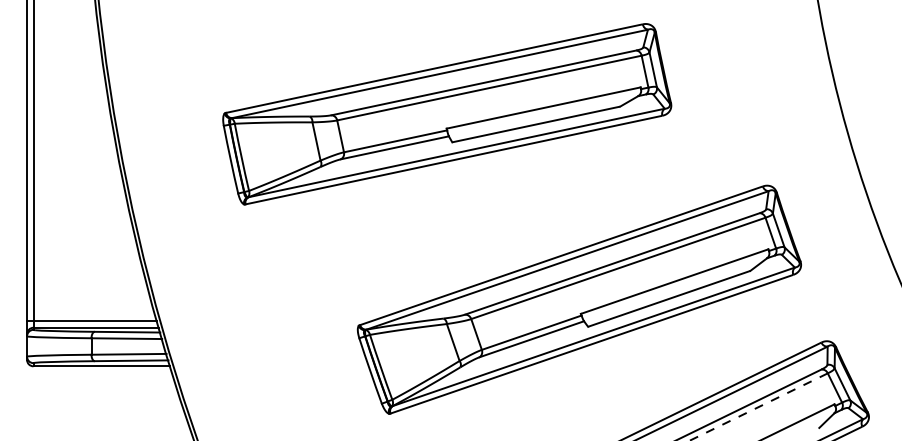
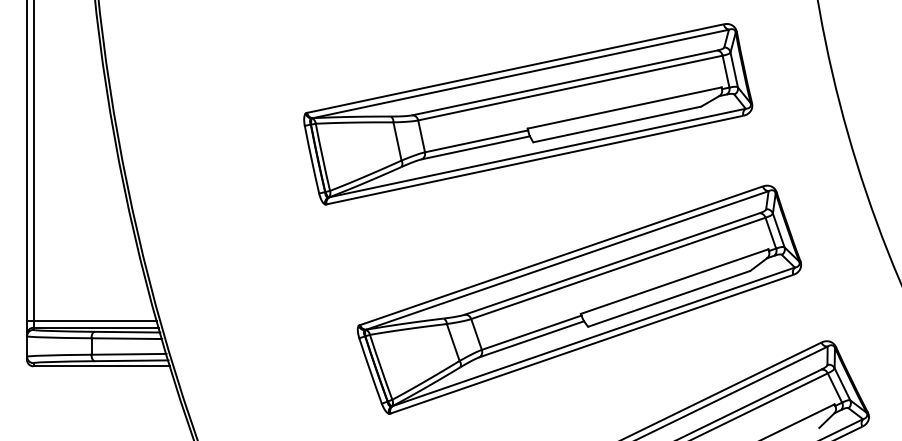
part position: (447, 114) -> (528, 114) (528, 114)
line: dashed -> solid (758, 407)
